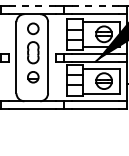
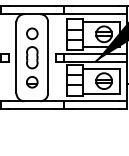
line: dashed -> solid (32, 6)
line: dashed -> solid (95, 6)
part position: (33, 52) -> (32, 57) (32, 57)
